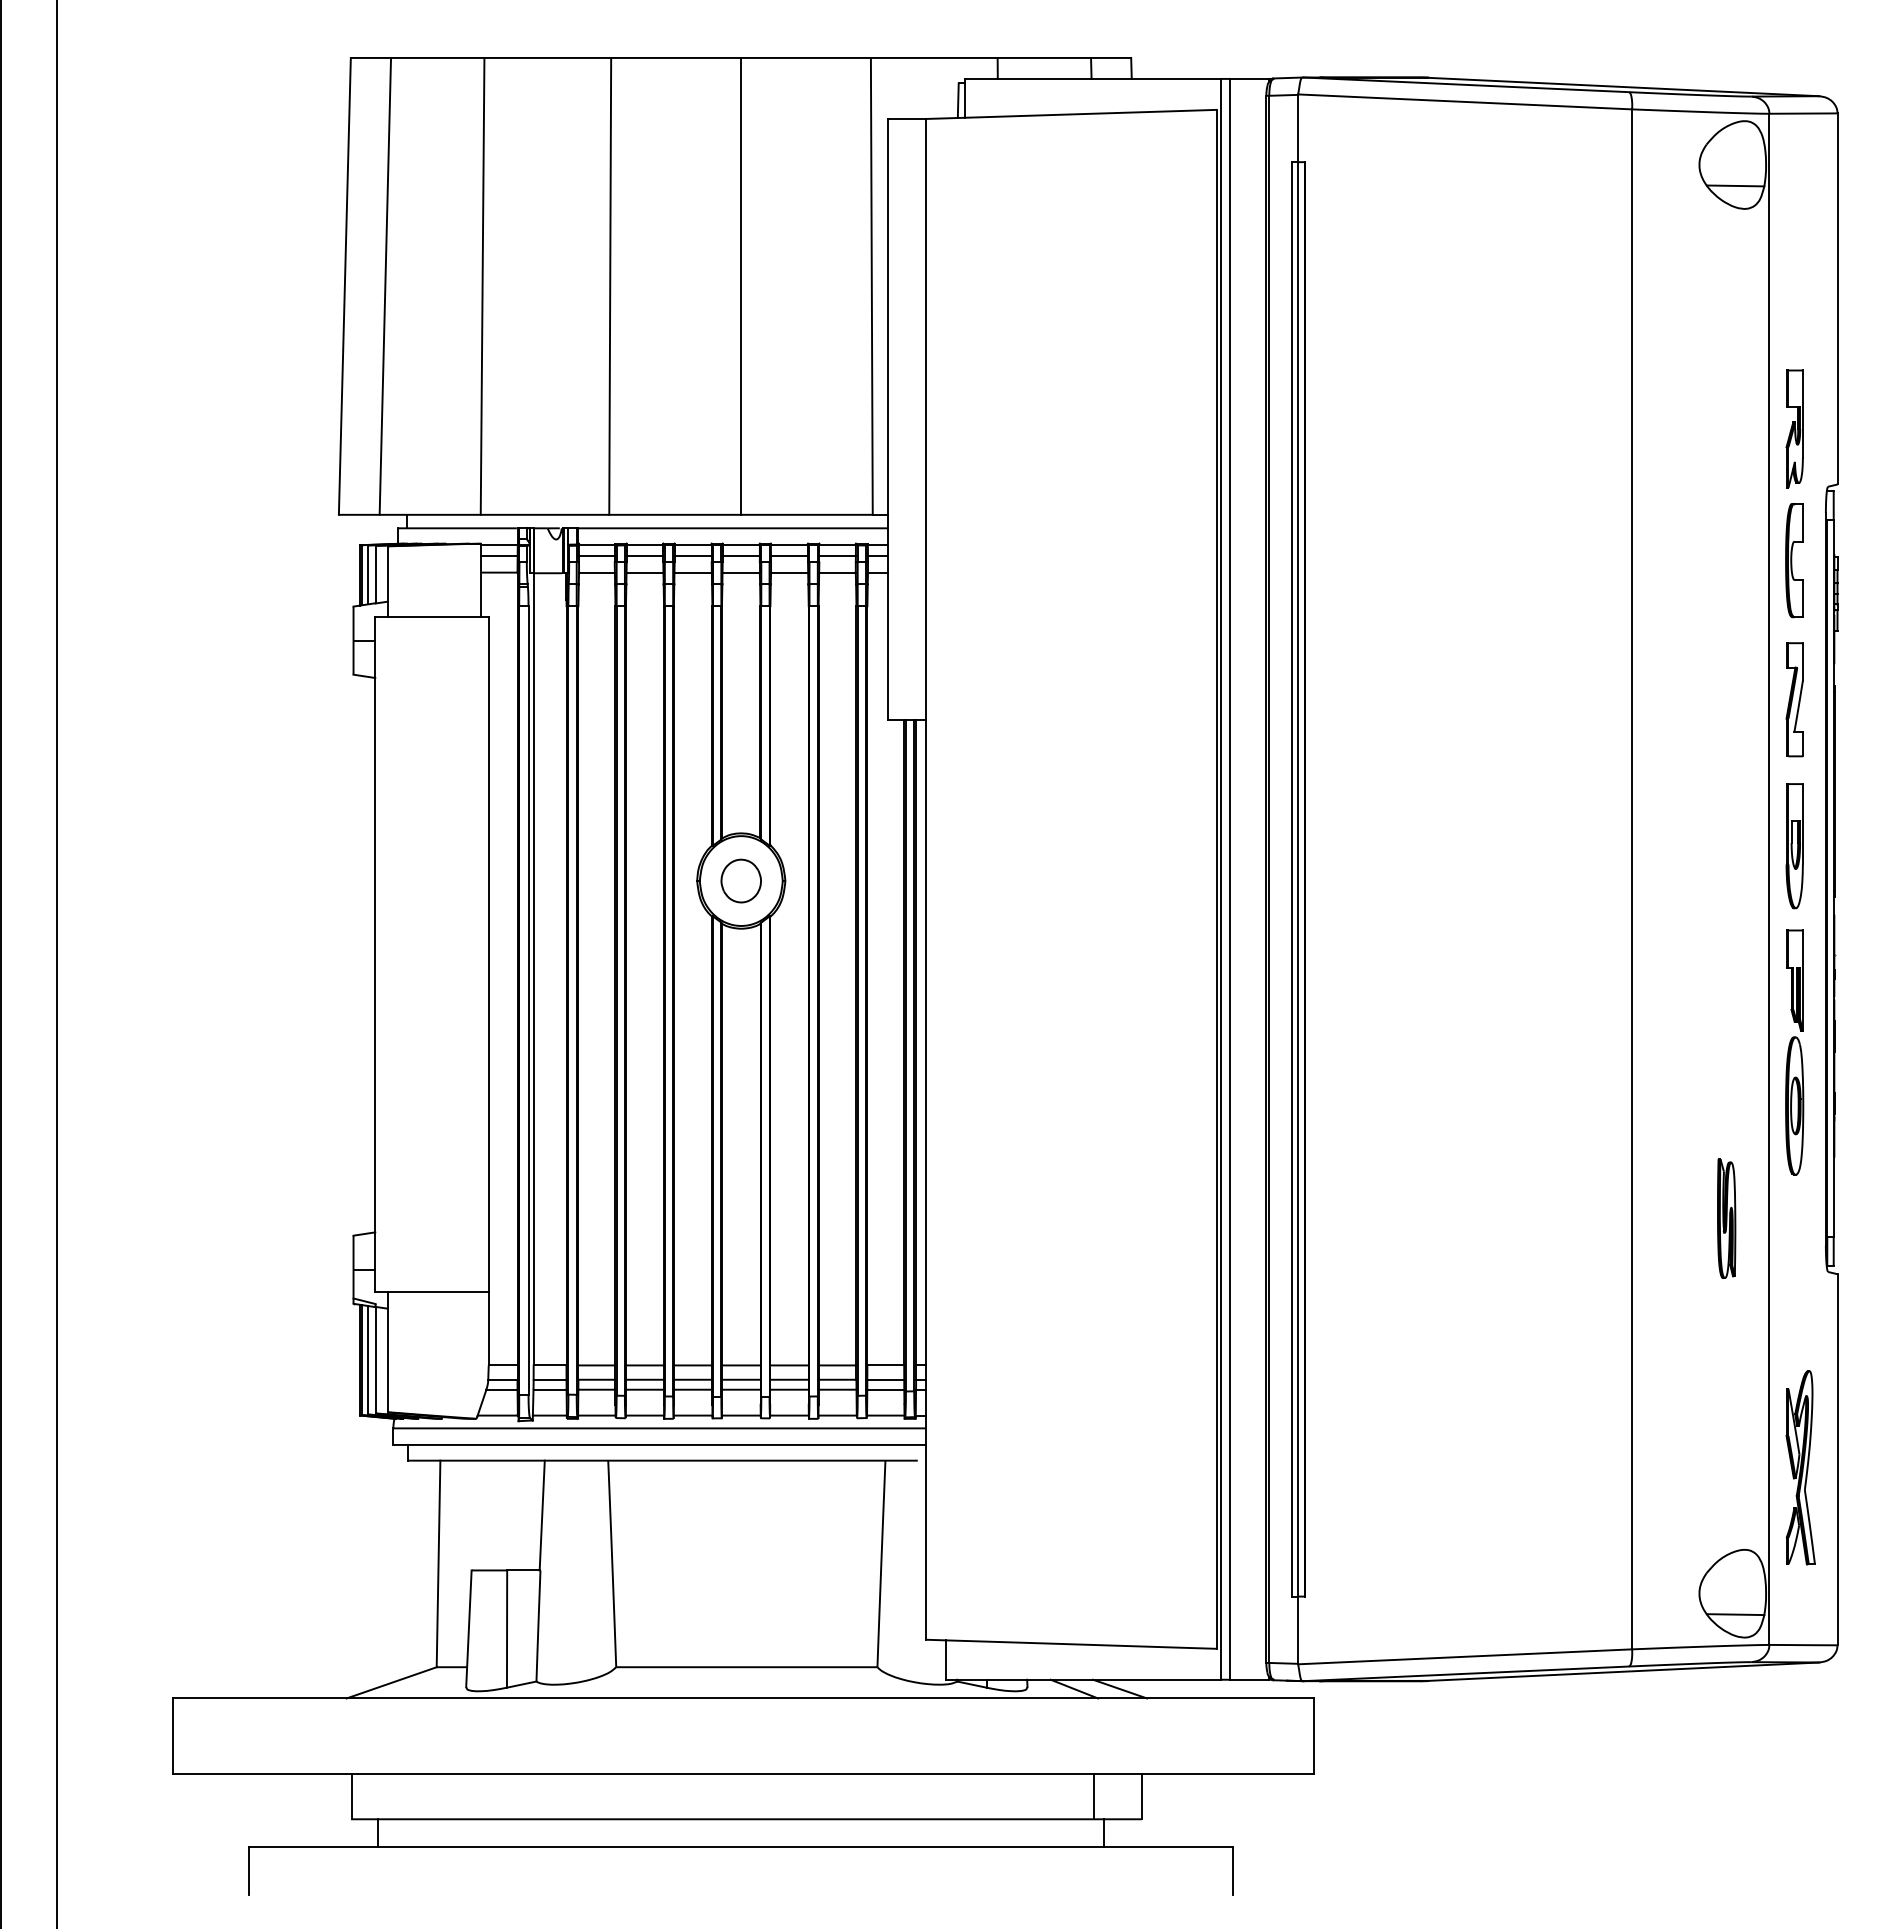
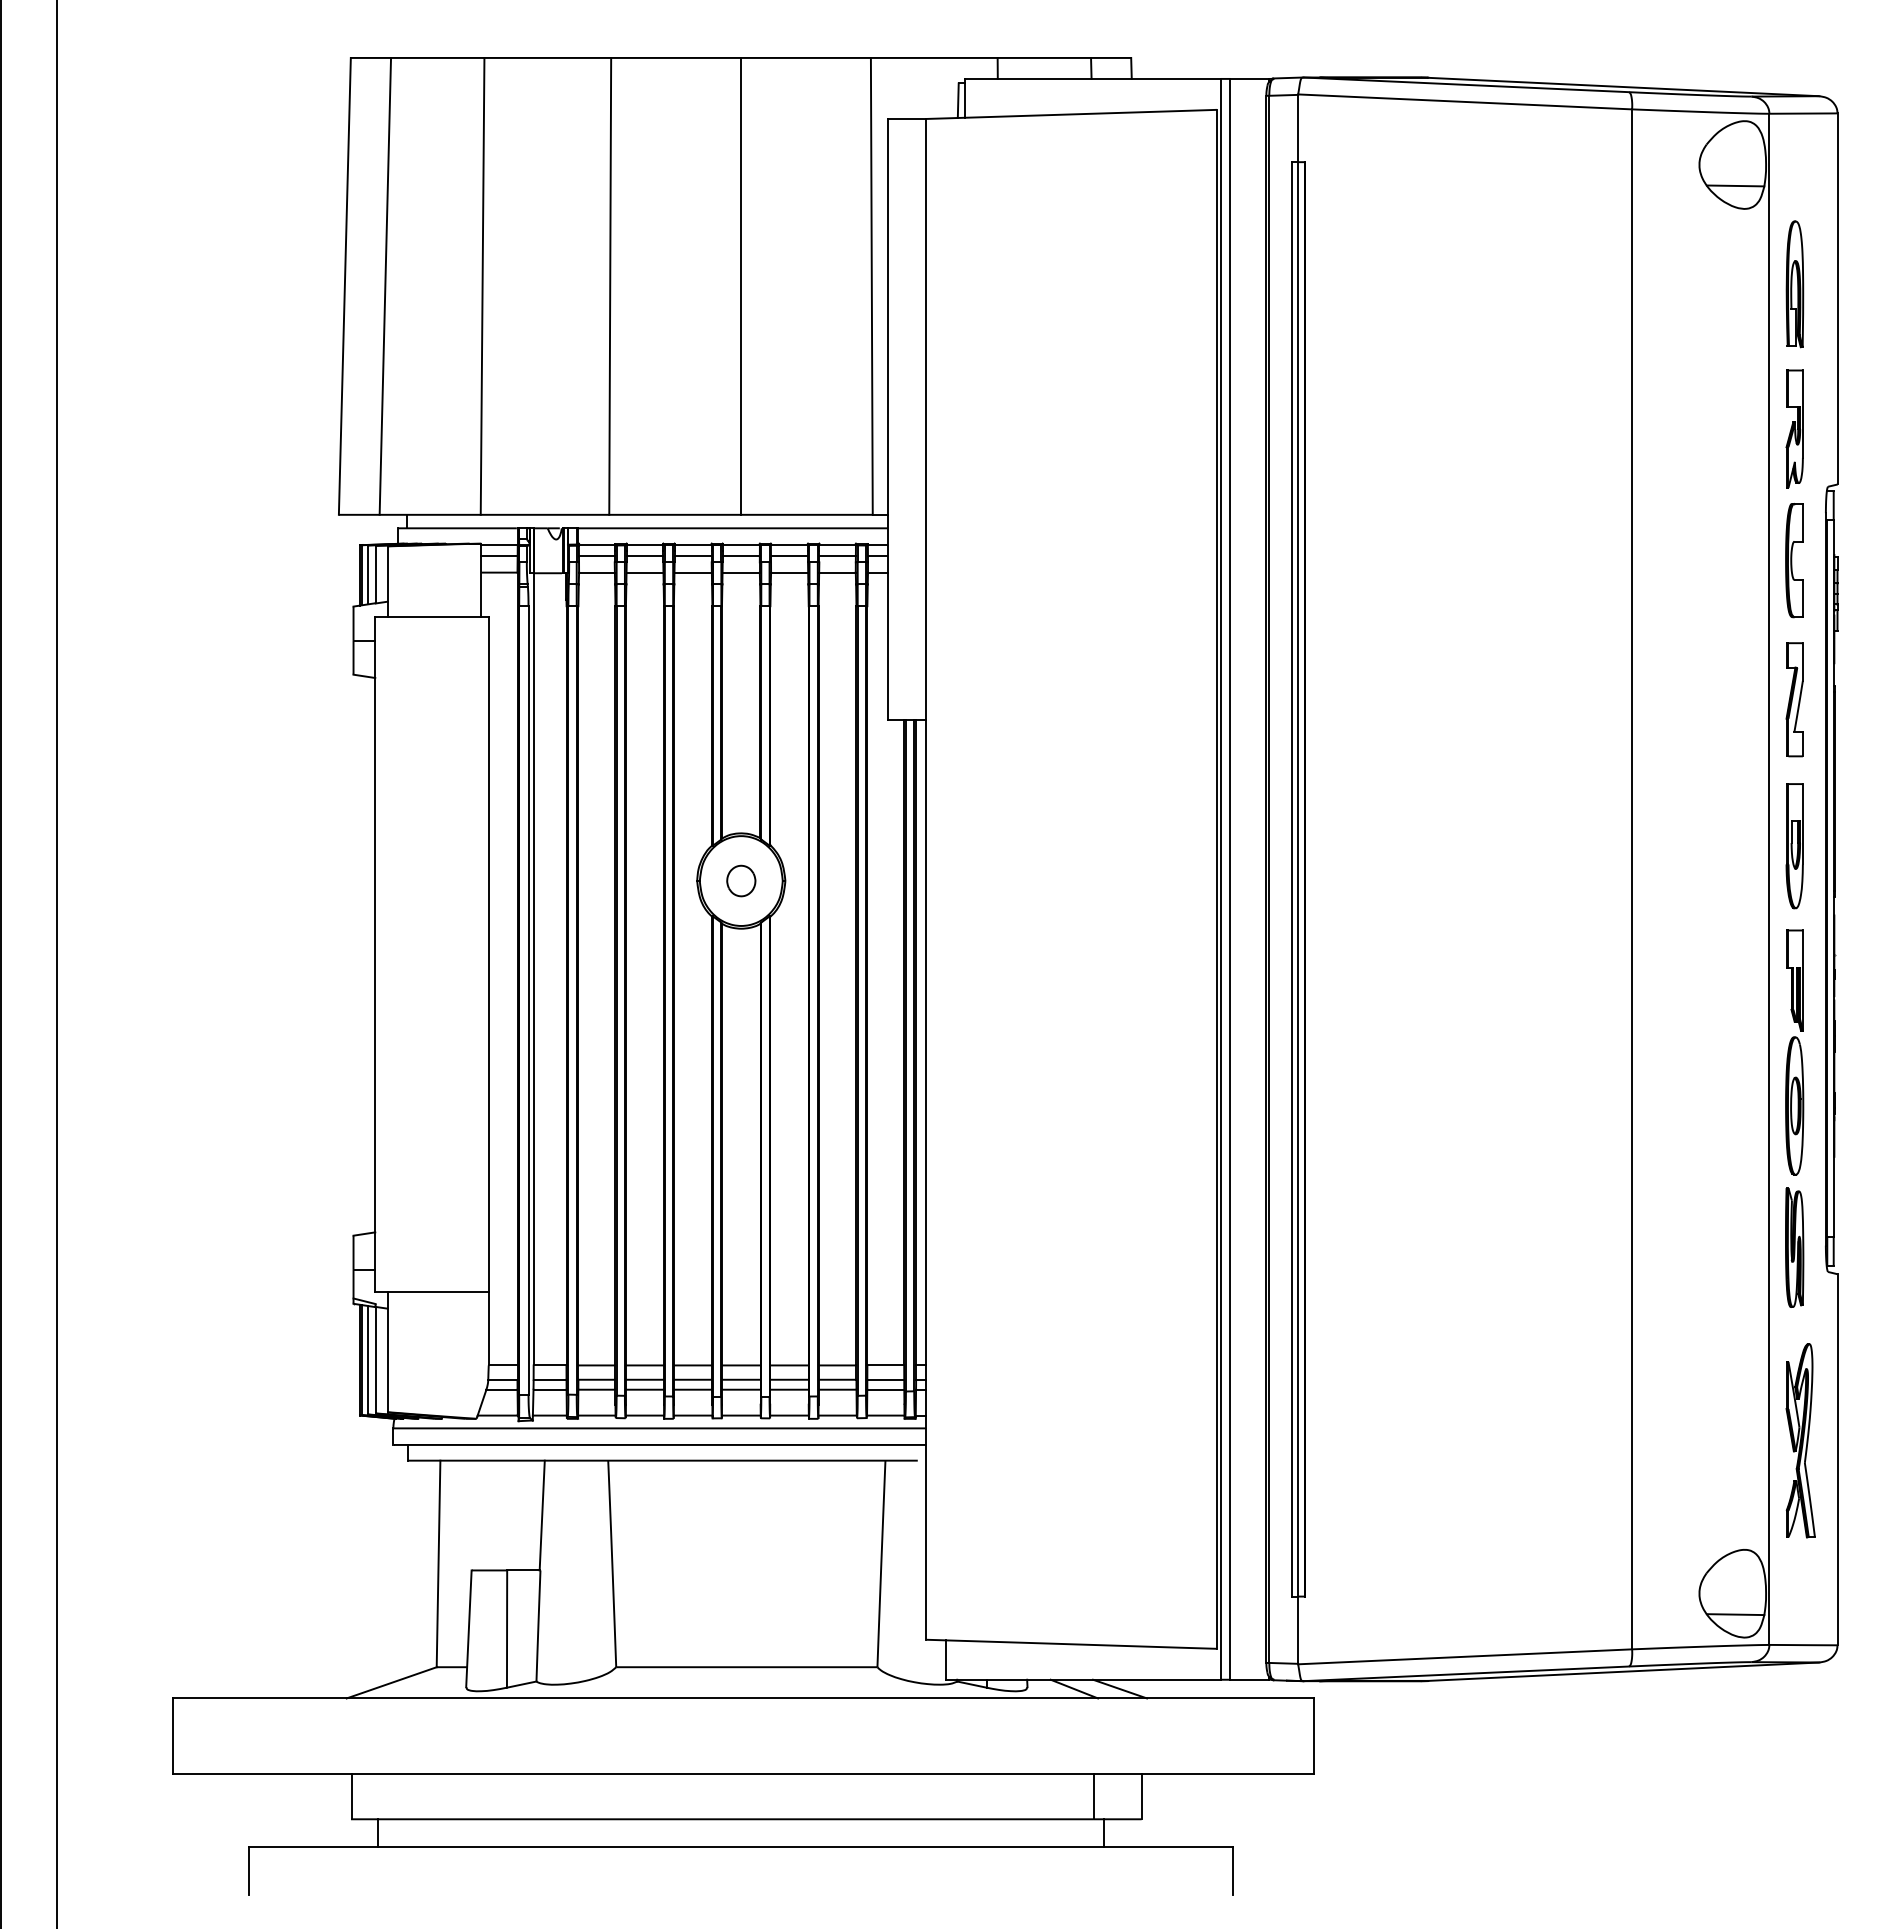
part: none -> present (1794, 284)
part size: 42x46 px -> 31x34 px (741, 880)
part position: (1726, 1218) -> (1794, 1247) (1794, 1247)
part position: (1800, 1467) -> (1800, 1440) (1800, 1440)
